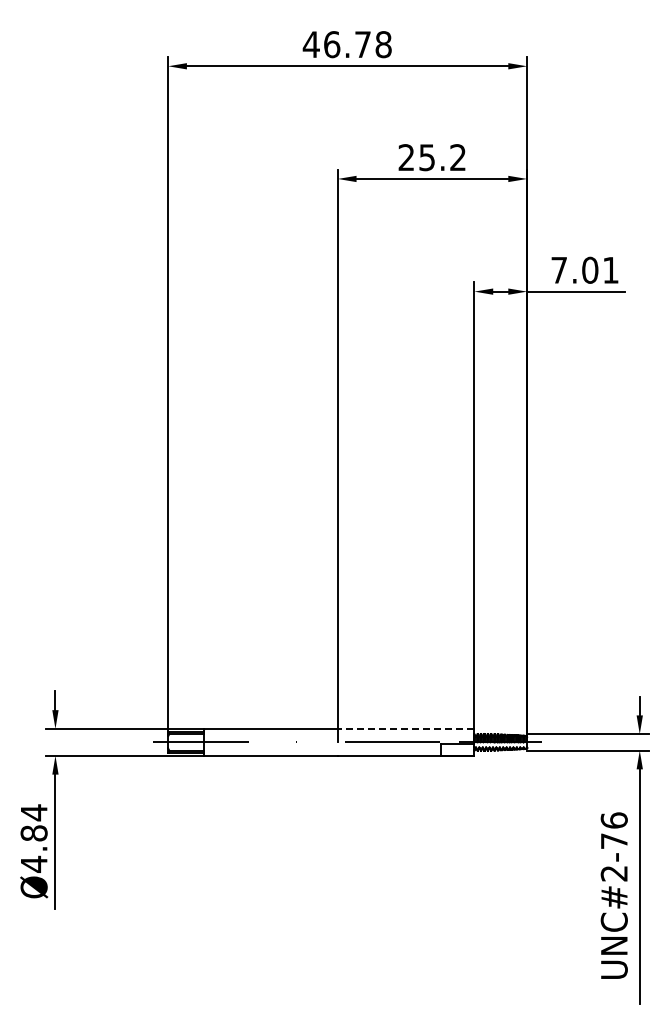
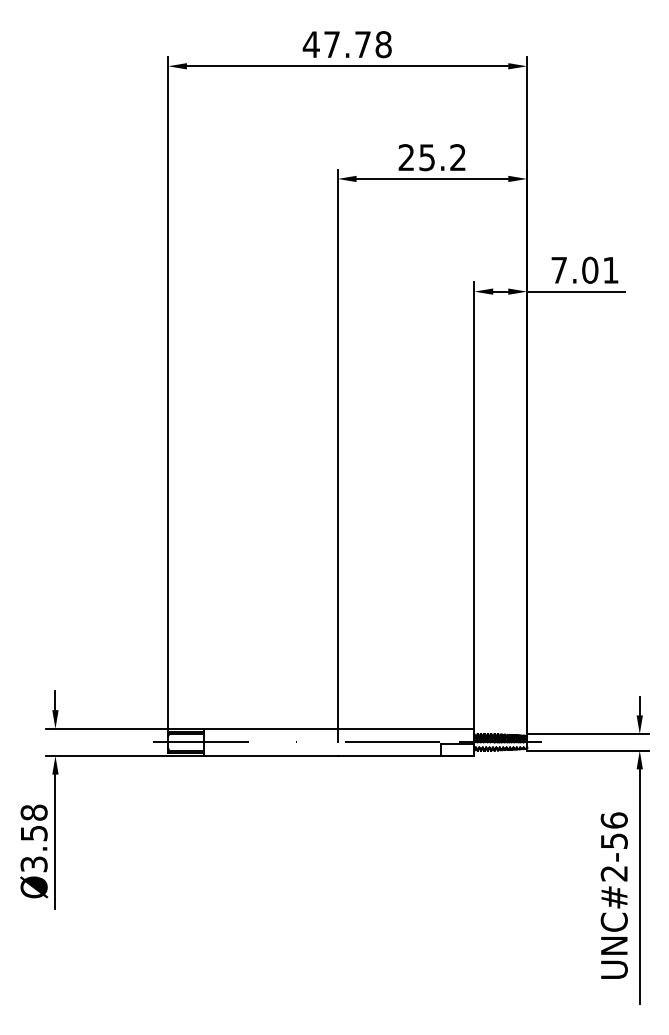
text: 46.78 -> 47.78 (332, 44)
line: dashed -> solid (405, 728)
text: Ø4.84 -> Ø3.58 (33, 838)
text: UNC#2-76 -> UNC#2-56 (614, 840)
